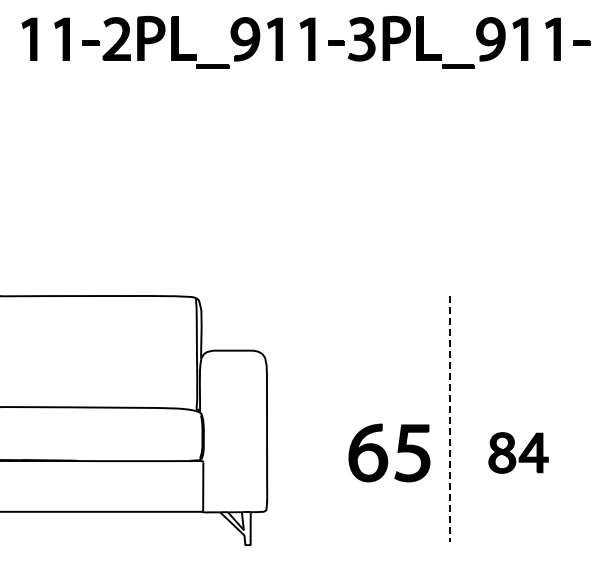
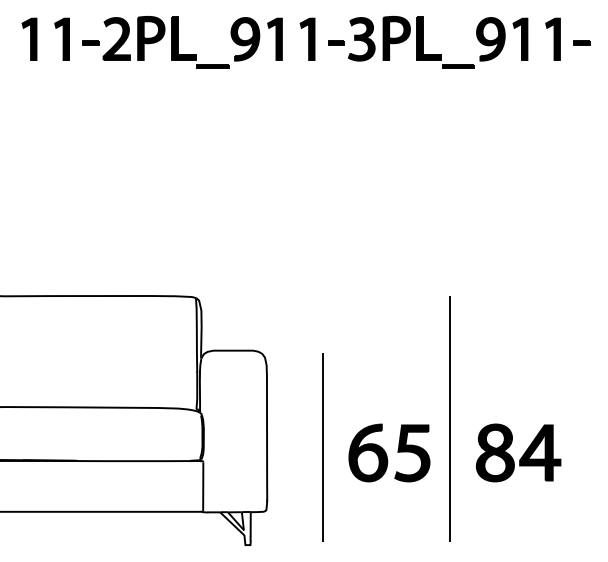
line: dashed -> solid (450, 418)
line: none -> present (322, 447)
part size: 61x42 px -> 87x60 px (518, 452)
